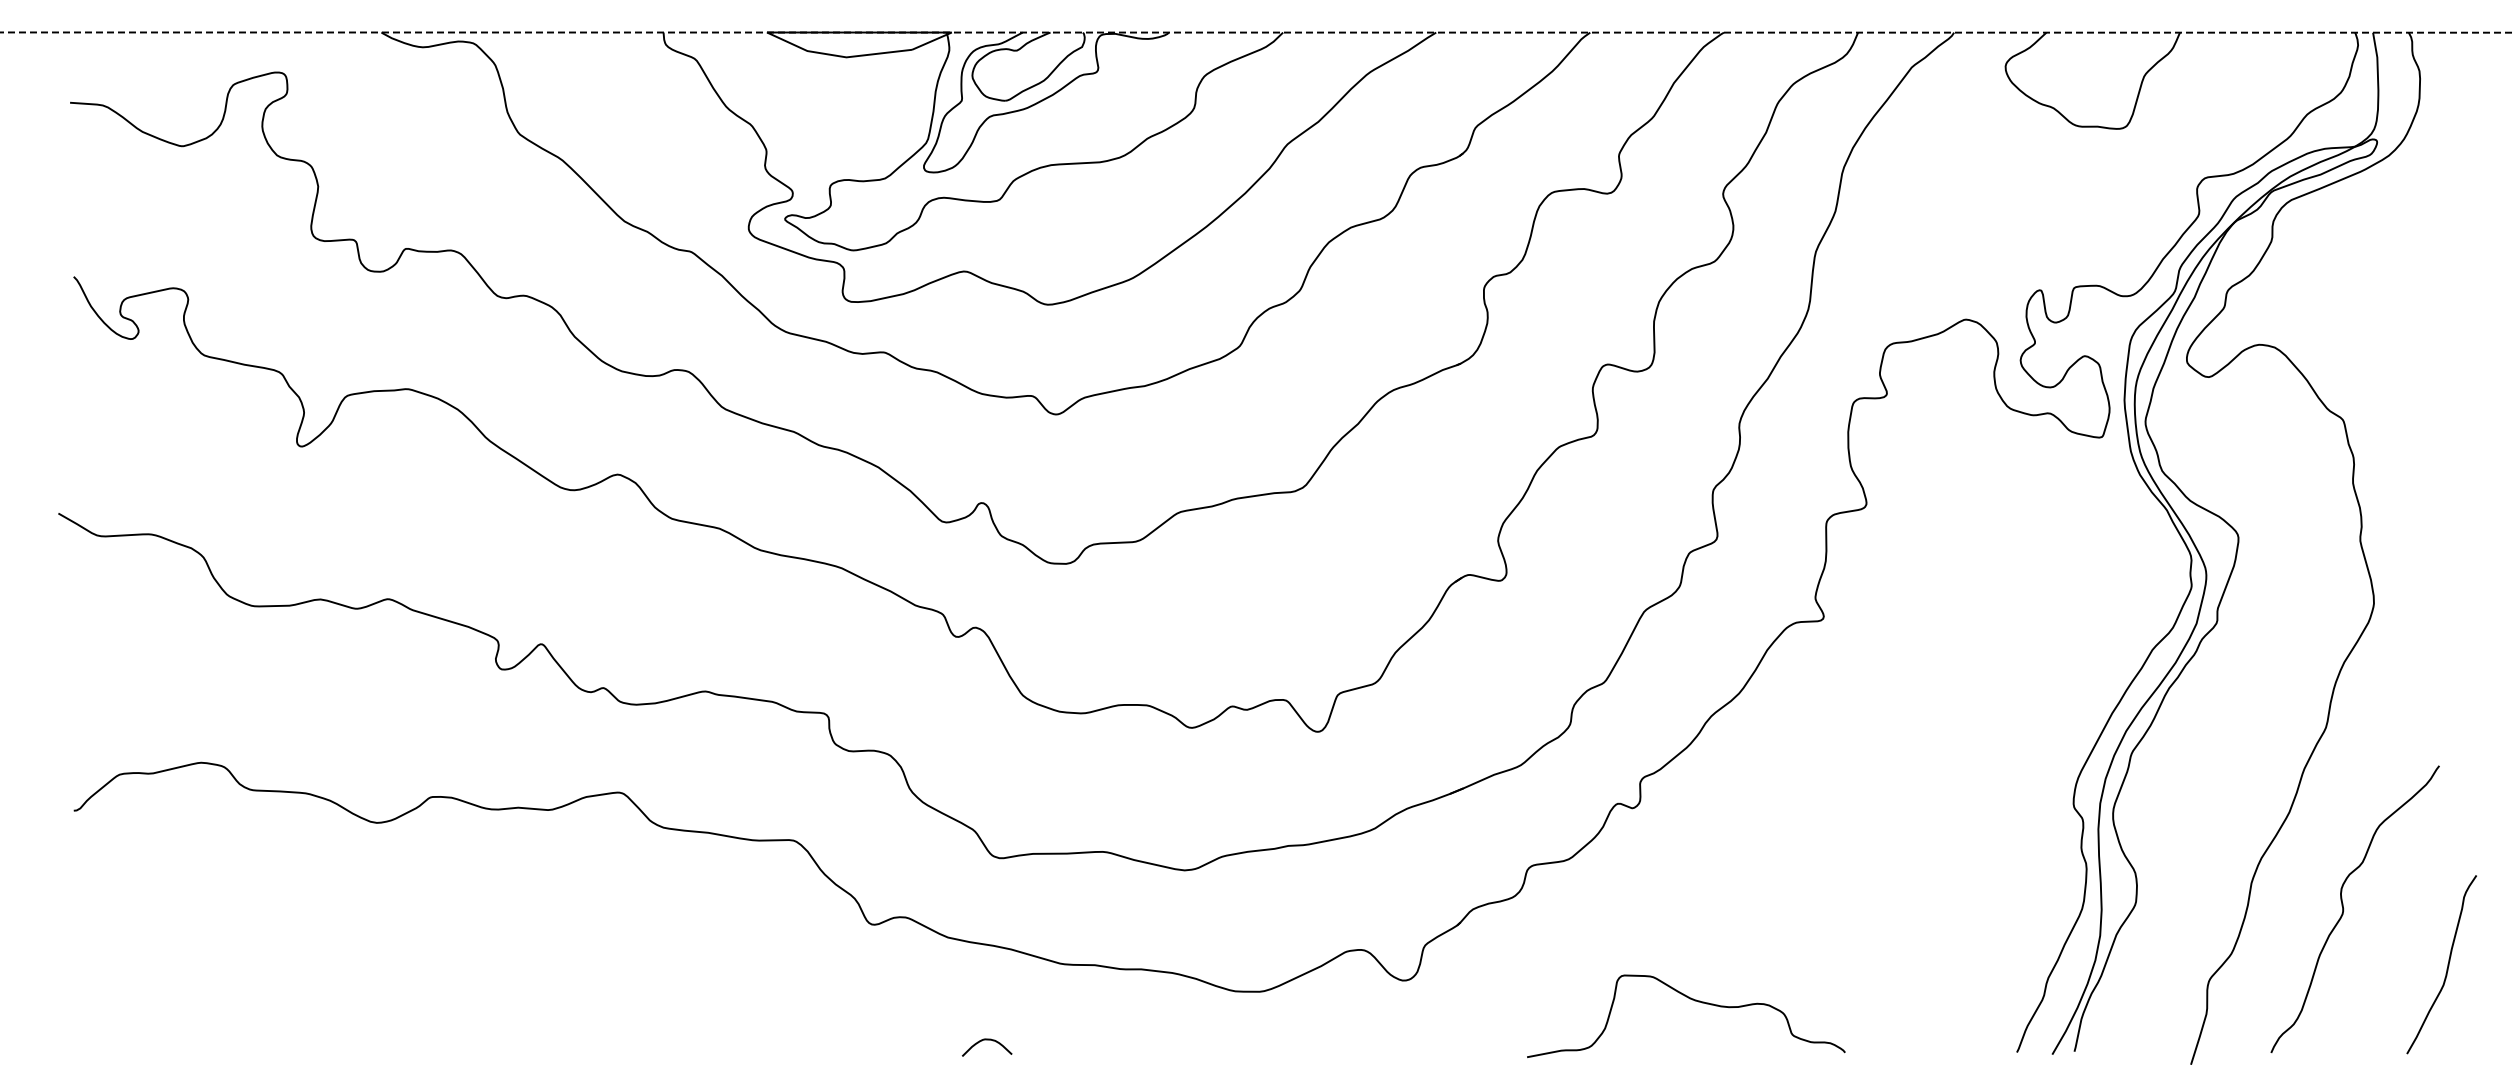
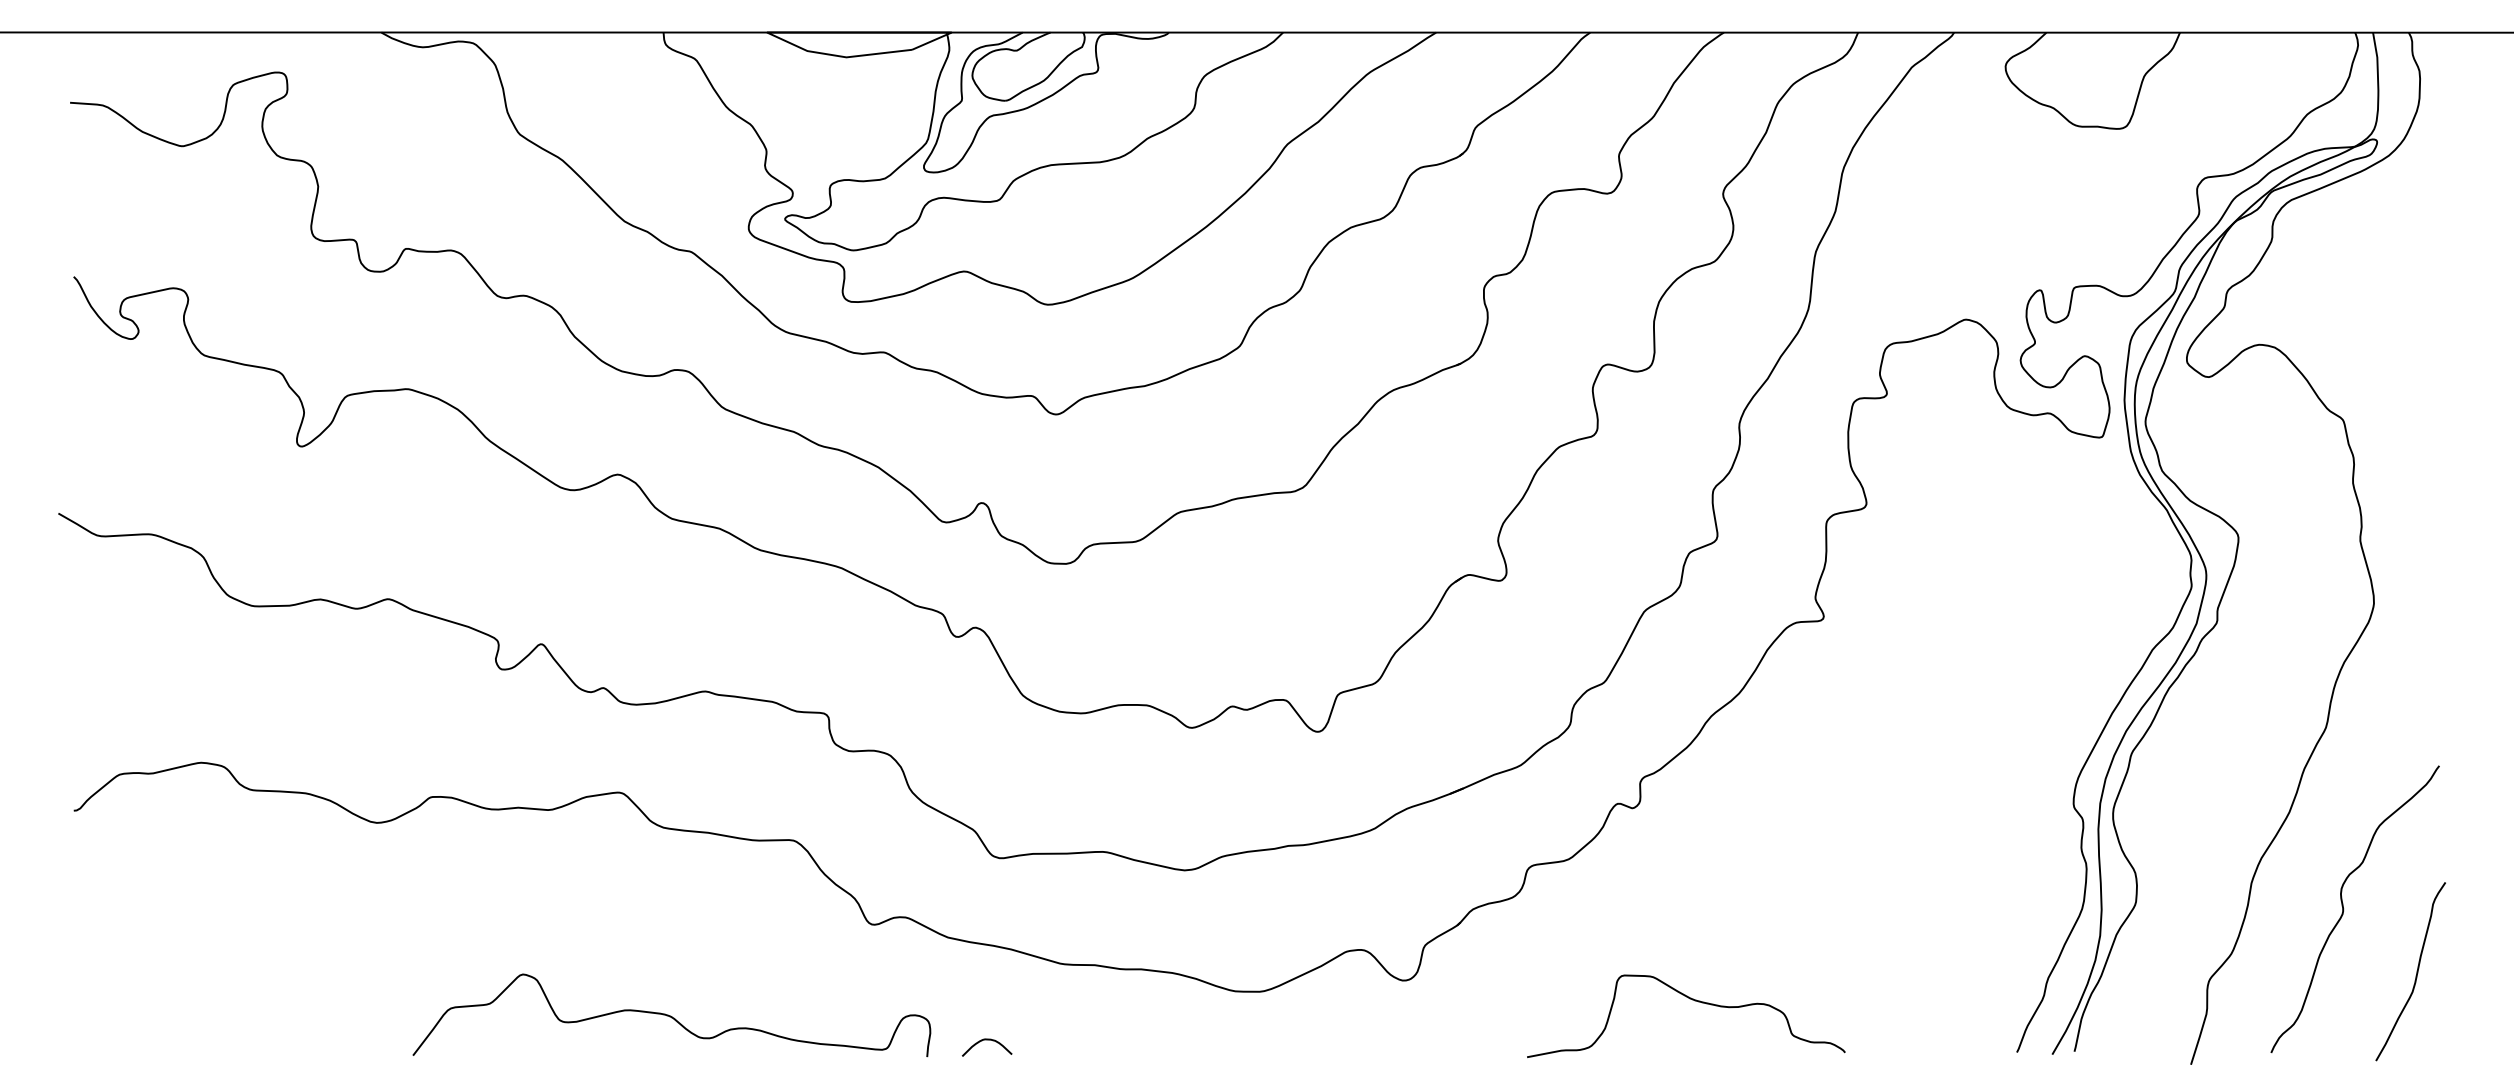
line: dashed -> solid (1257, 32)
curve position: (2447, 964) -> (2416, 971) (2416, 971)
curve: none -> present (670, 1015)
